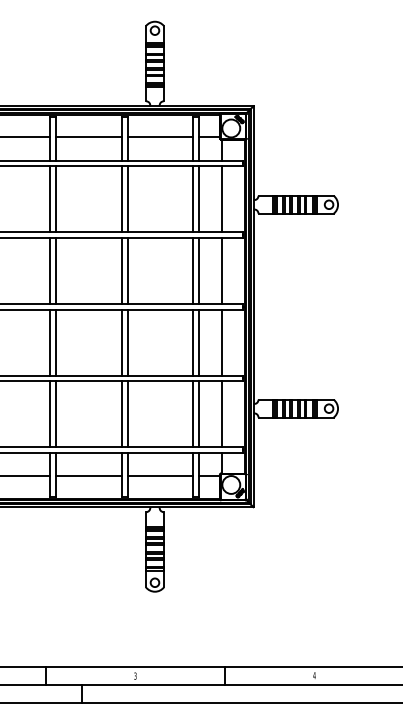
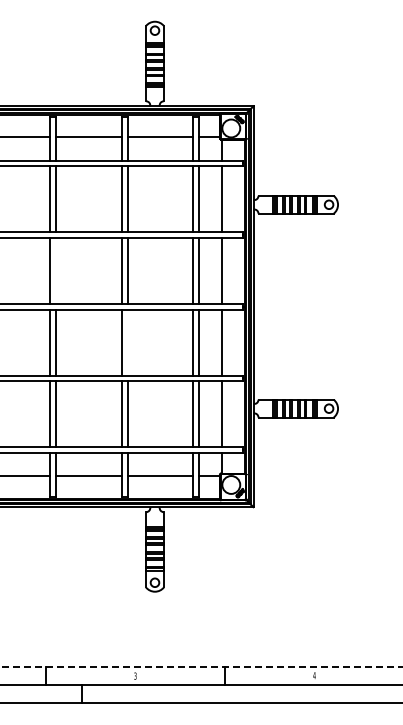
line: present -> none (55, 270)
line: present -> none (127, 342)
line: solid -> dashed (201, 667)
